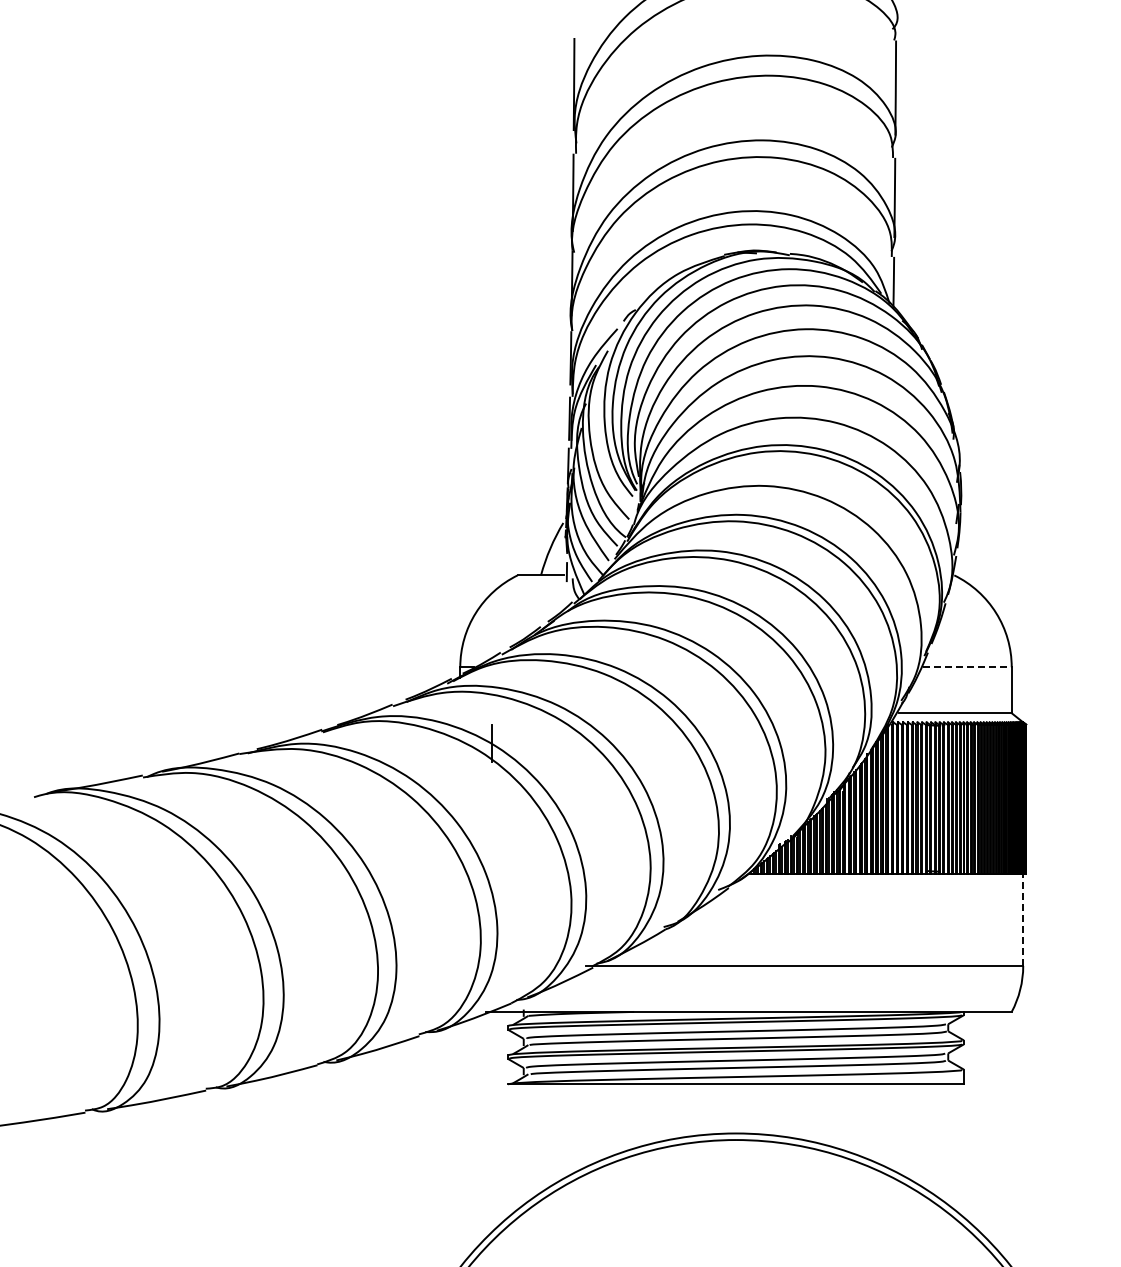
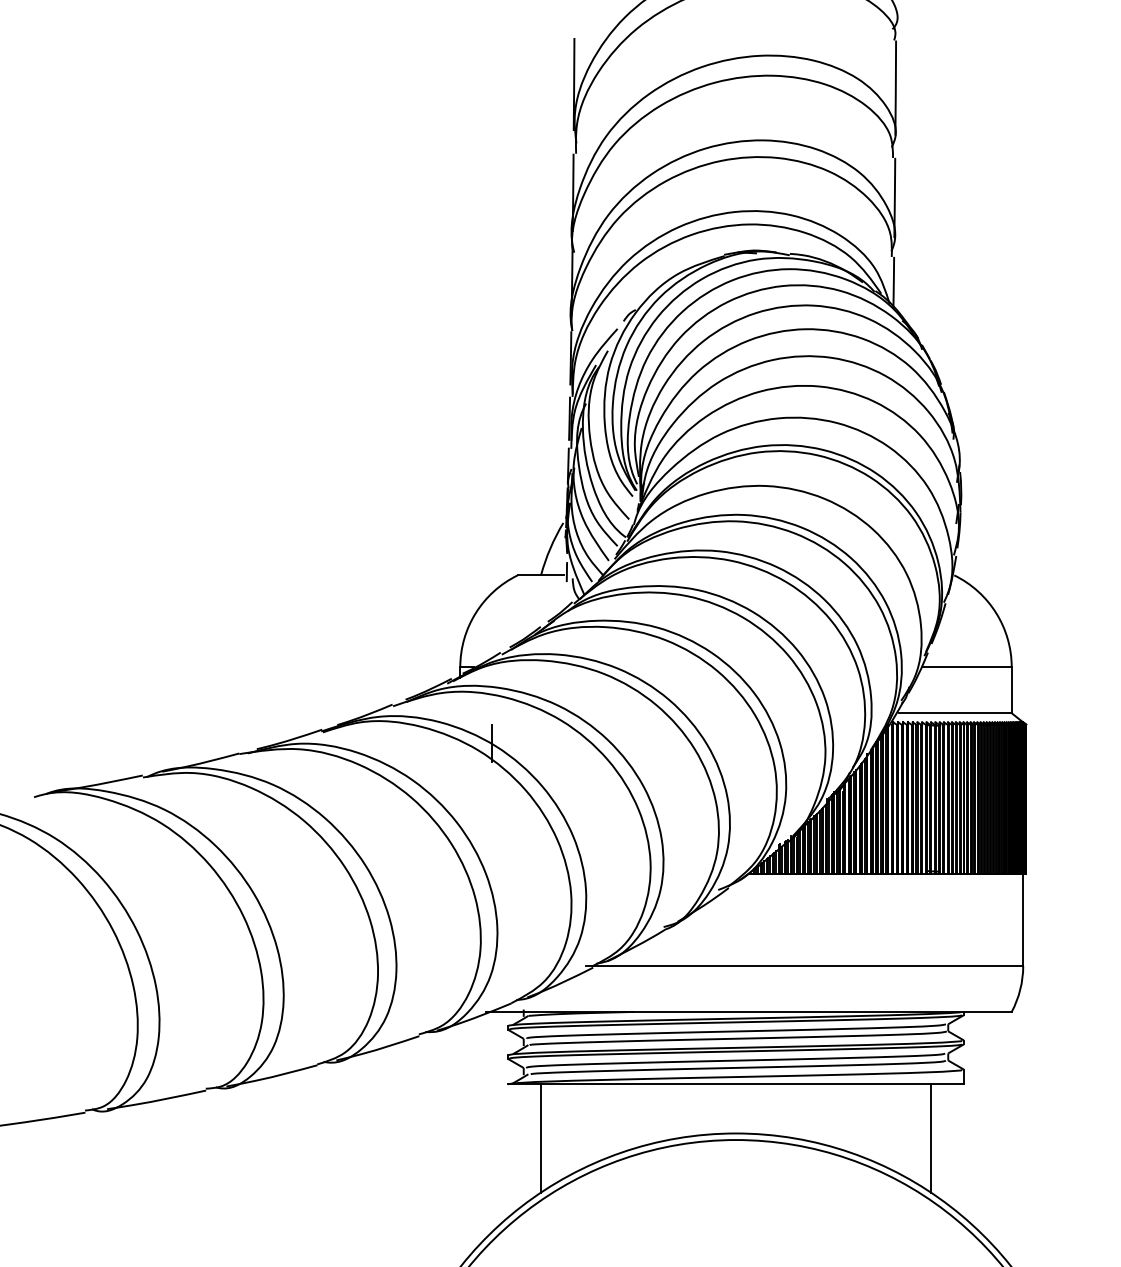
line: dashed -> solid (967, 667)
line: dashed -> solid (1023, 920)
line: none -> present (540, 1138)
line: none -> present (931, 1138)
